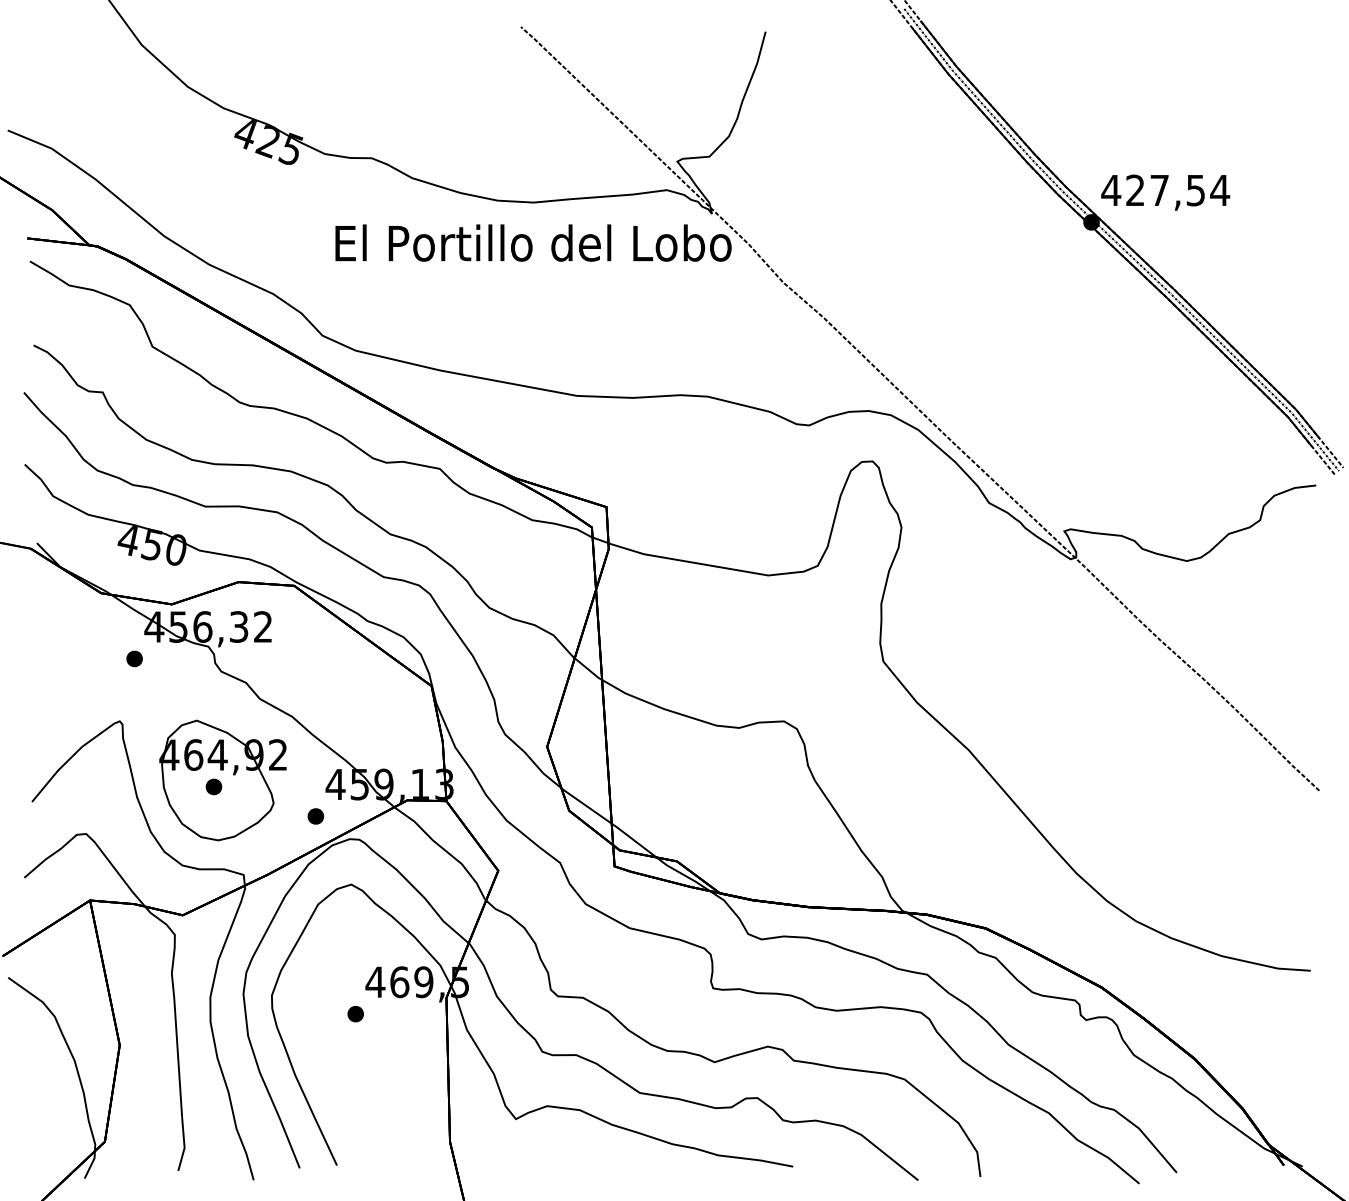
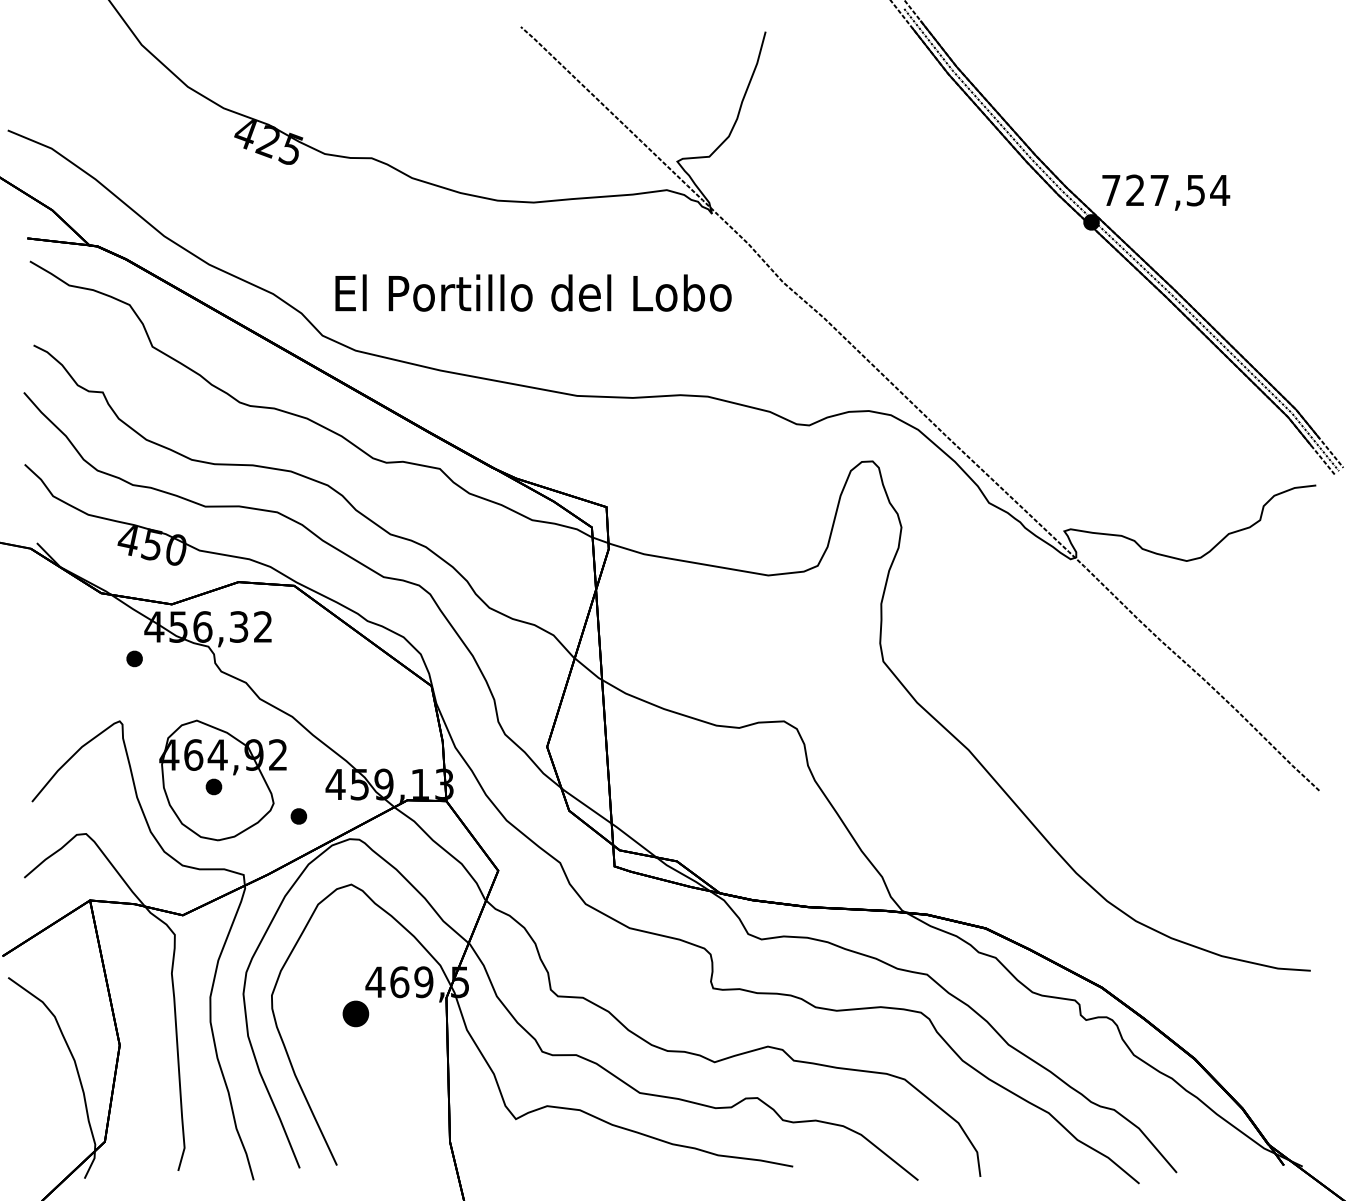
text: 427,54 -> 727,54 (1111, 190)
text position: (533, 242) -> (533, 292) (533, 292)
part position: (315, 816) -> (298, 816) (298, 816)
part size: 17x17 px -> 28x28 px (355, 1013)
